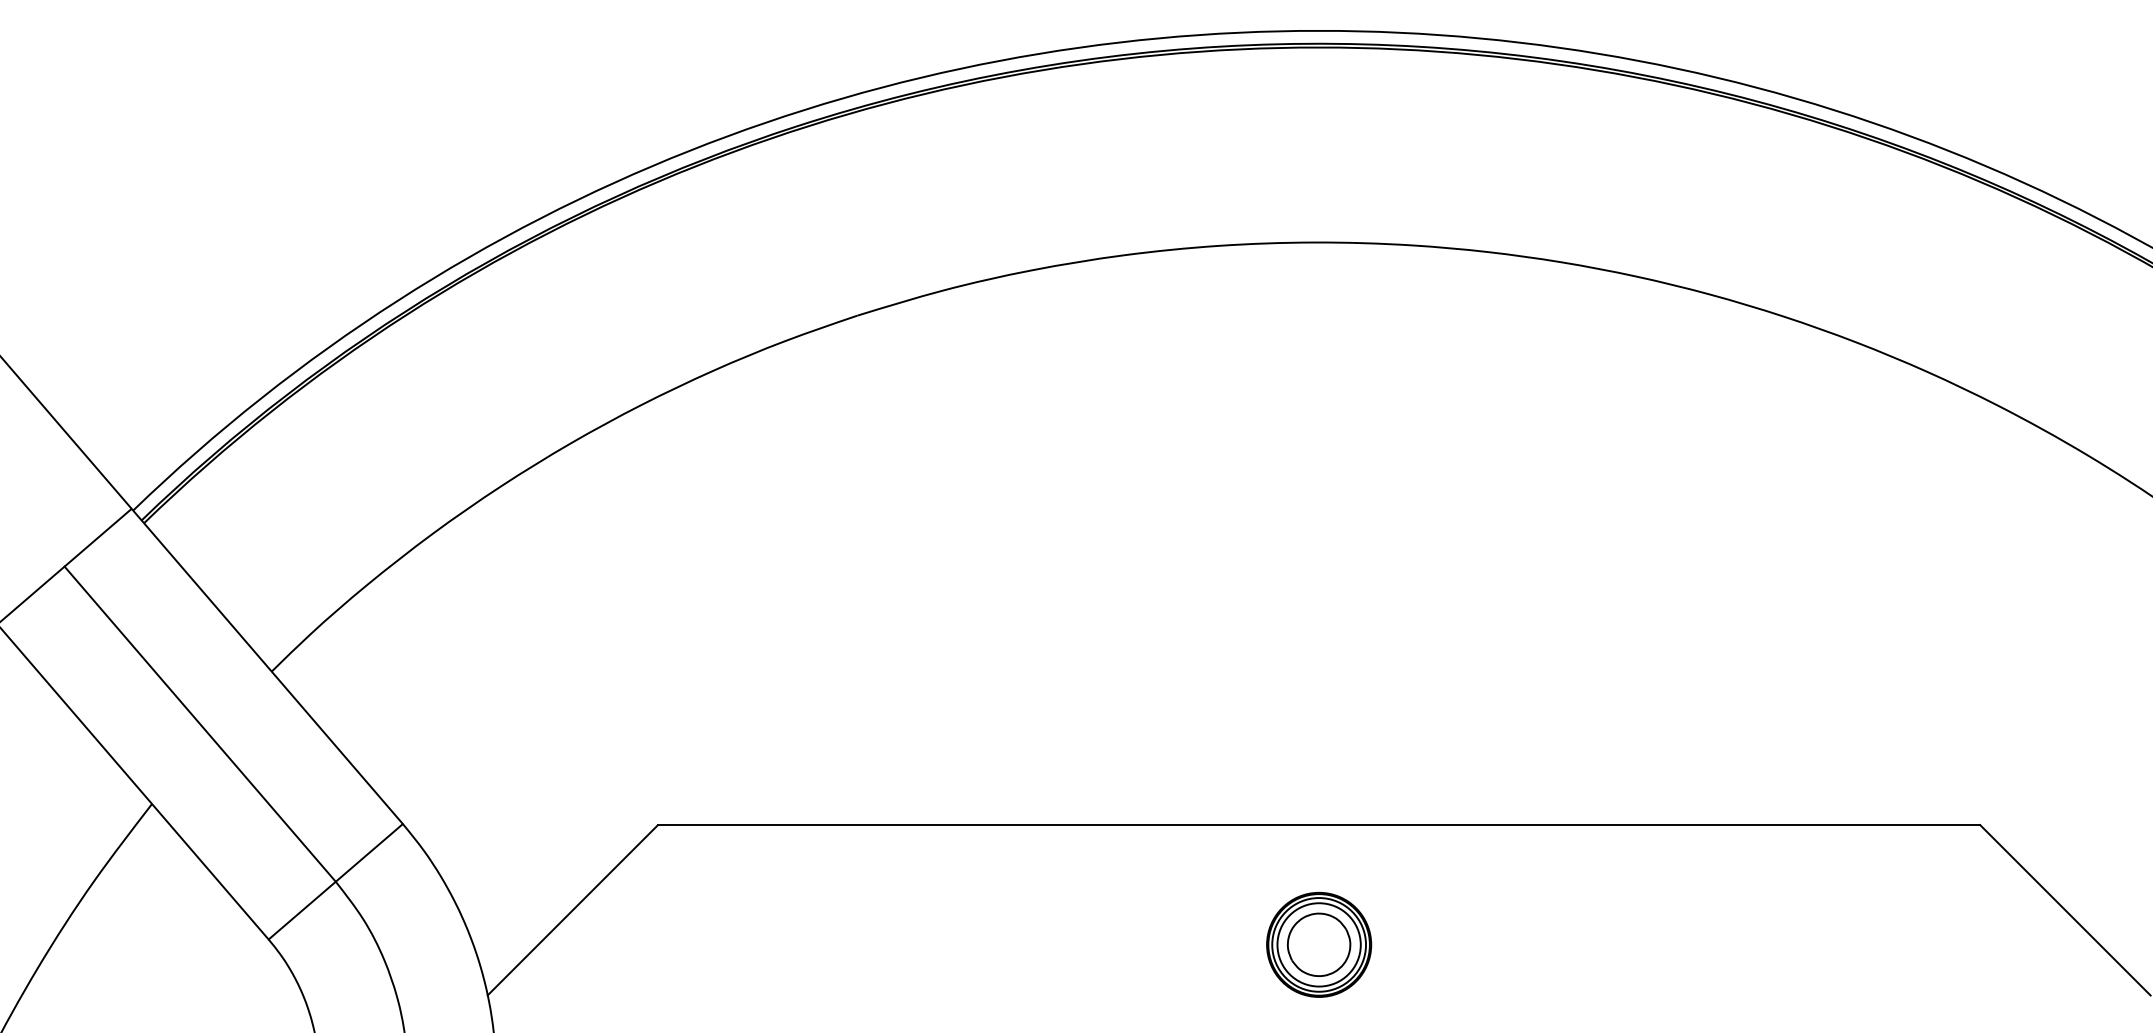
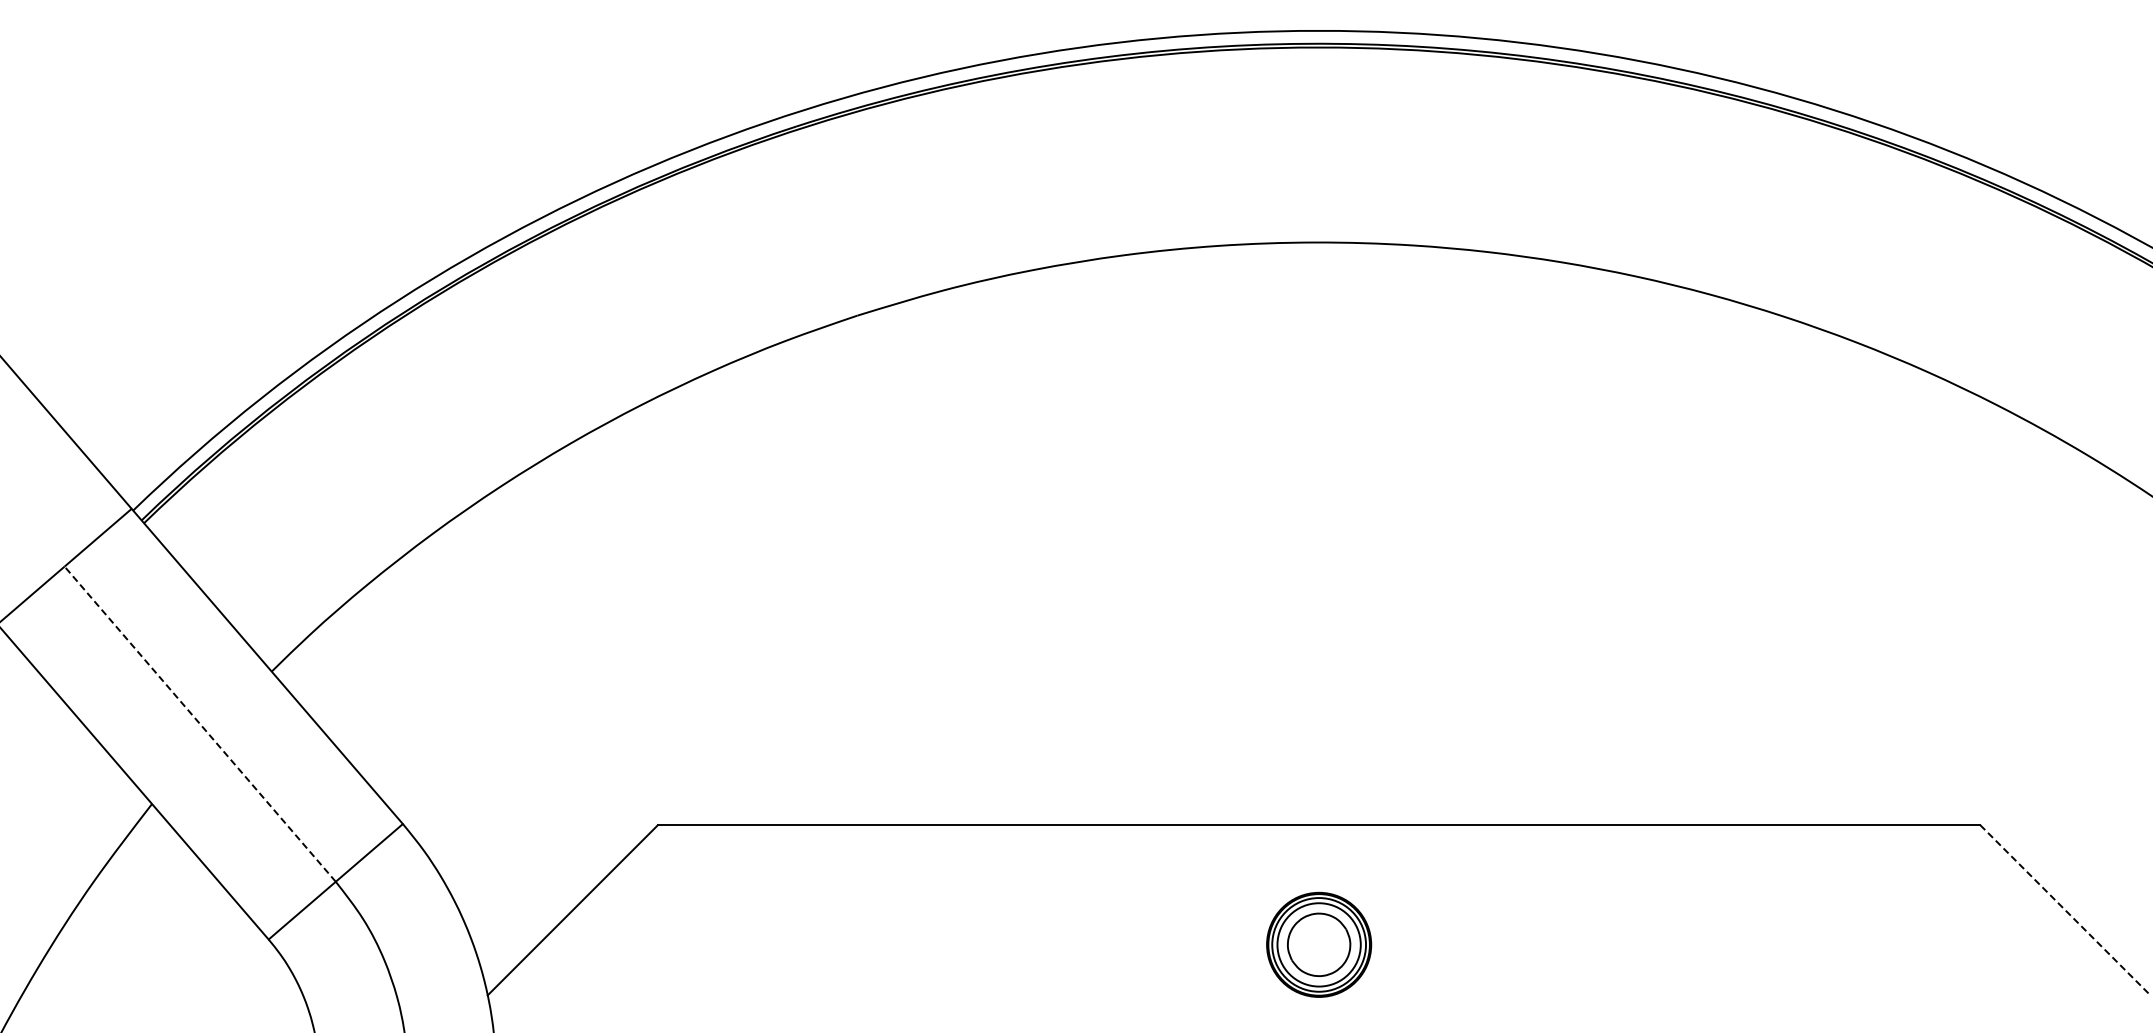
line: solid -> dashed (200, 724)
line: solid -> dashed (2065, 910)
